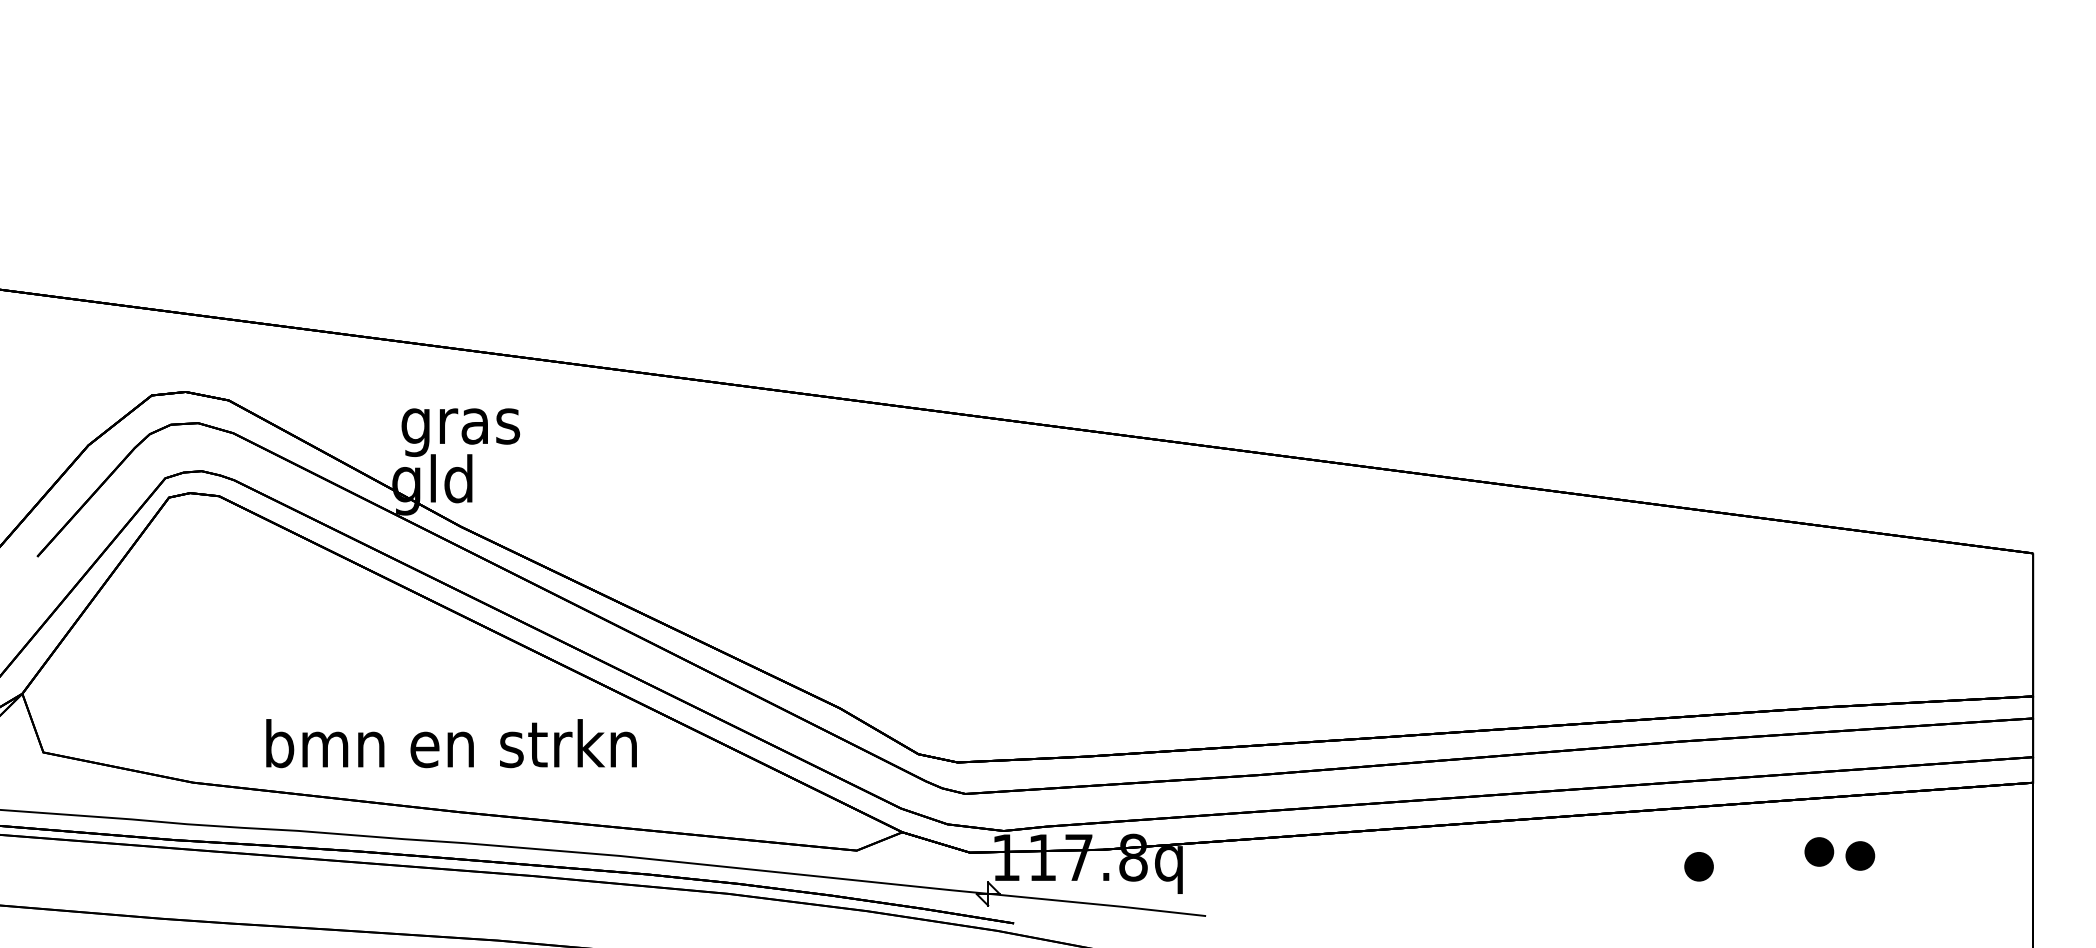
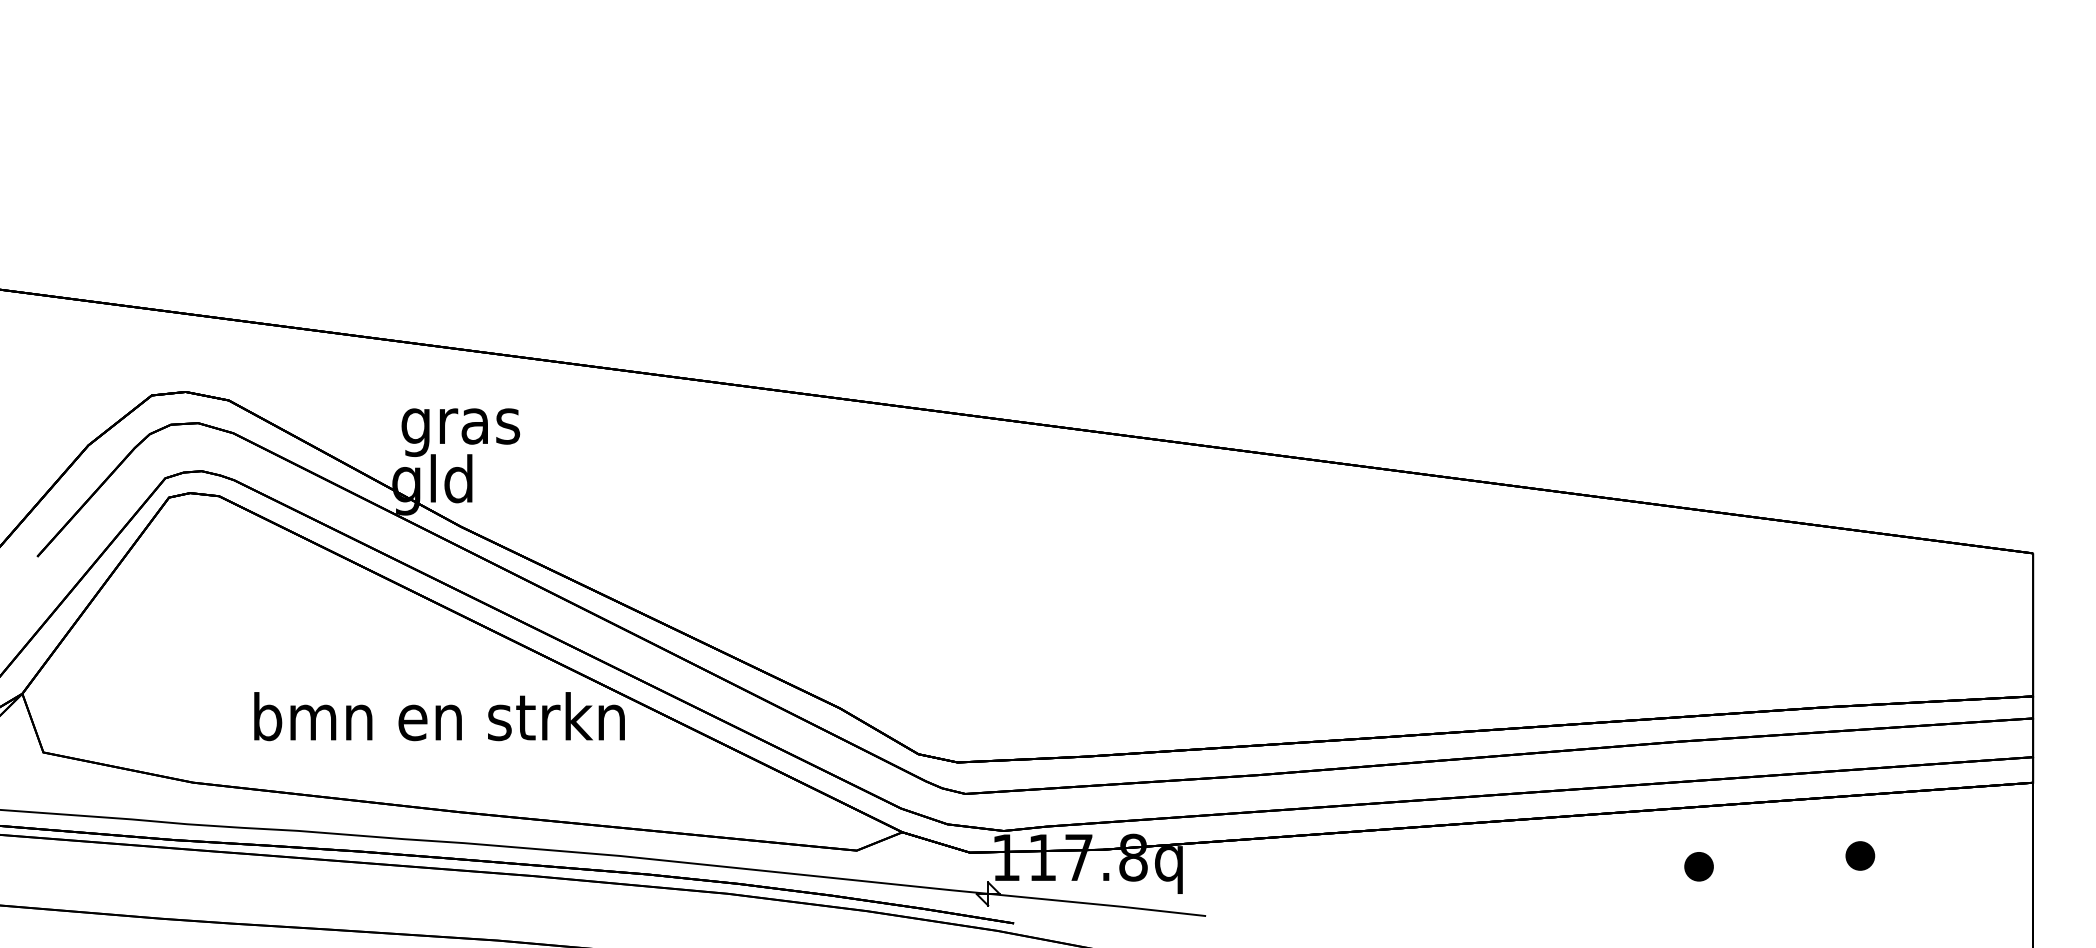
text position: (451, 743) -> (439, 716) (439, 716)
part: present -> none (1819, 851)
